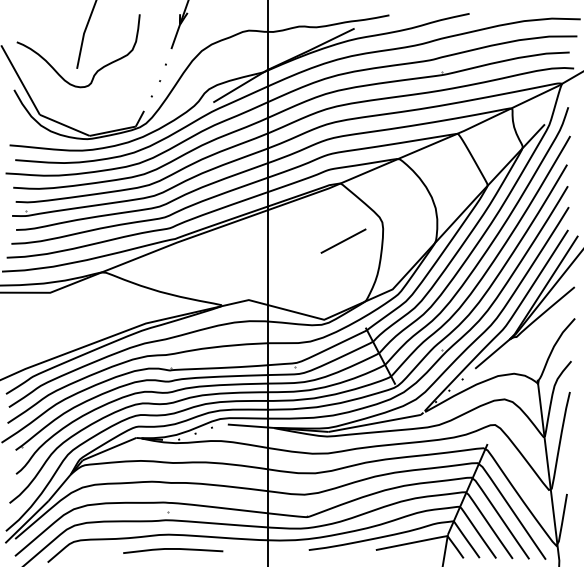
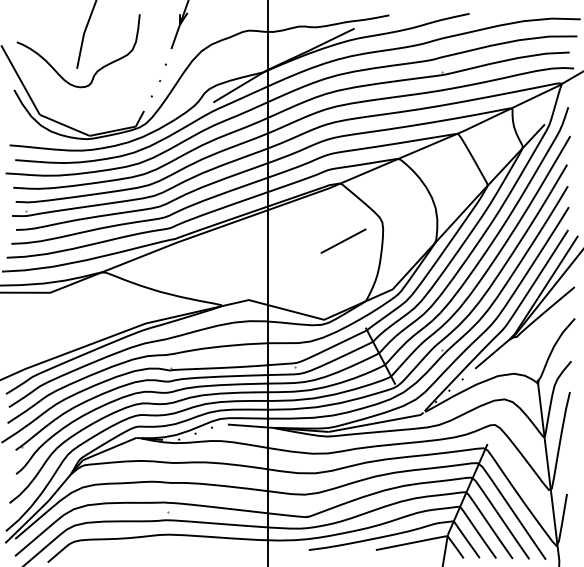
curve: present -> none (173, 549)
